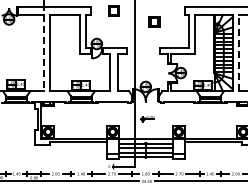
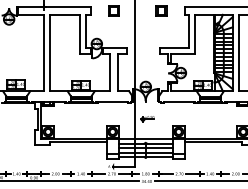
part position: (154, 21) -> (161, 10) (161, 10)
line: dashed -> solid (238, 52)
line: dashed -> solid (44, 53)
